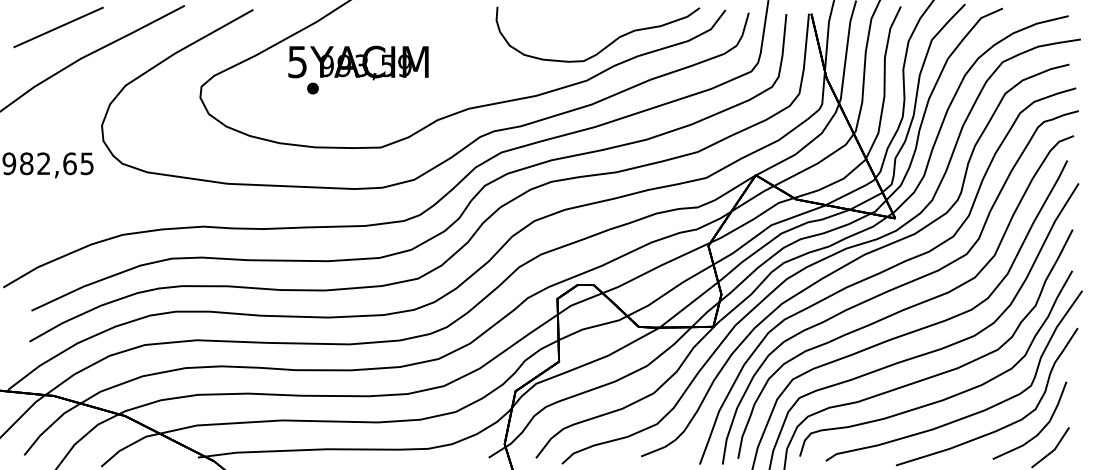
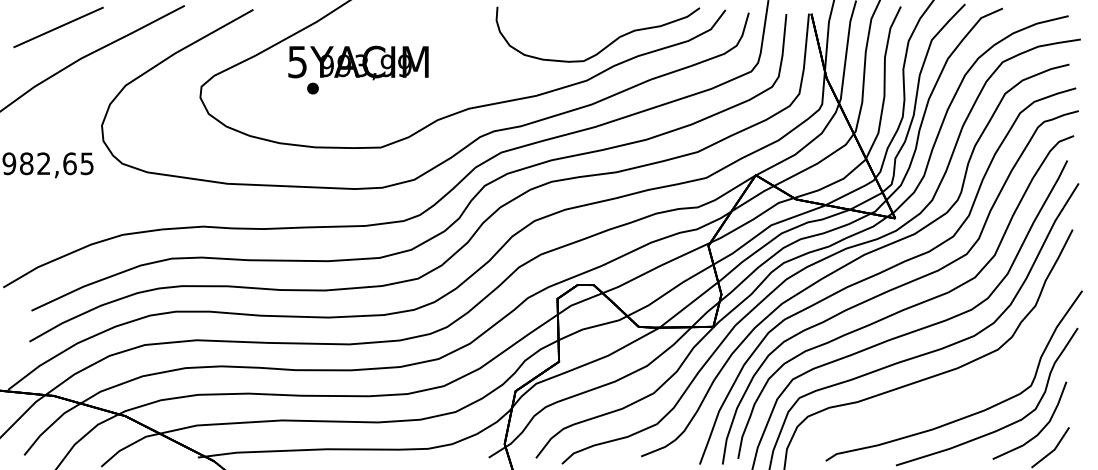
text: 993,59 -> 993,99 (385, 65)
part: present -> none (946, 397)
